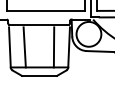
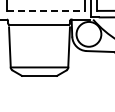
line: solid -> dashed (45, 11)
line: present -> none (24, 47)
line: present -> none (53, 47)
